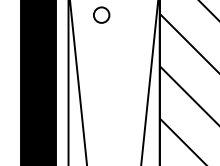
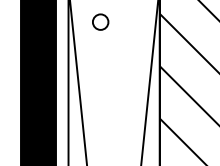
circle position: (101, 14) -> (100, 21) (100, 21)
